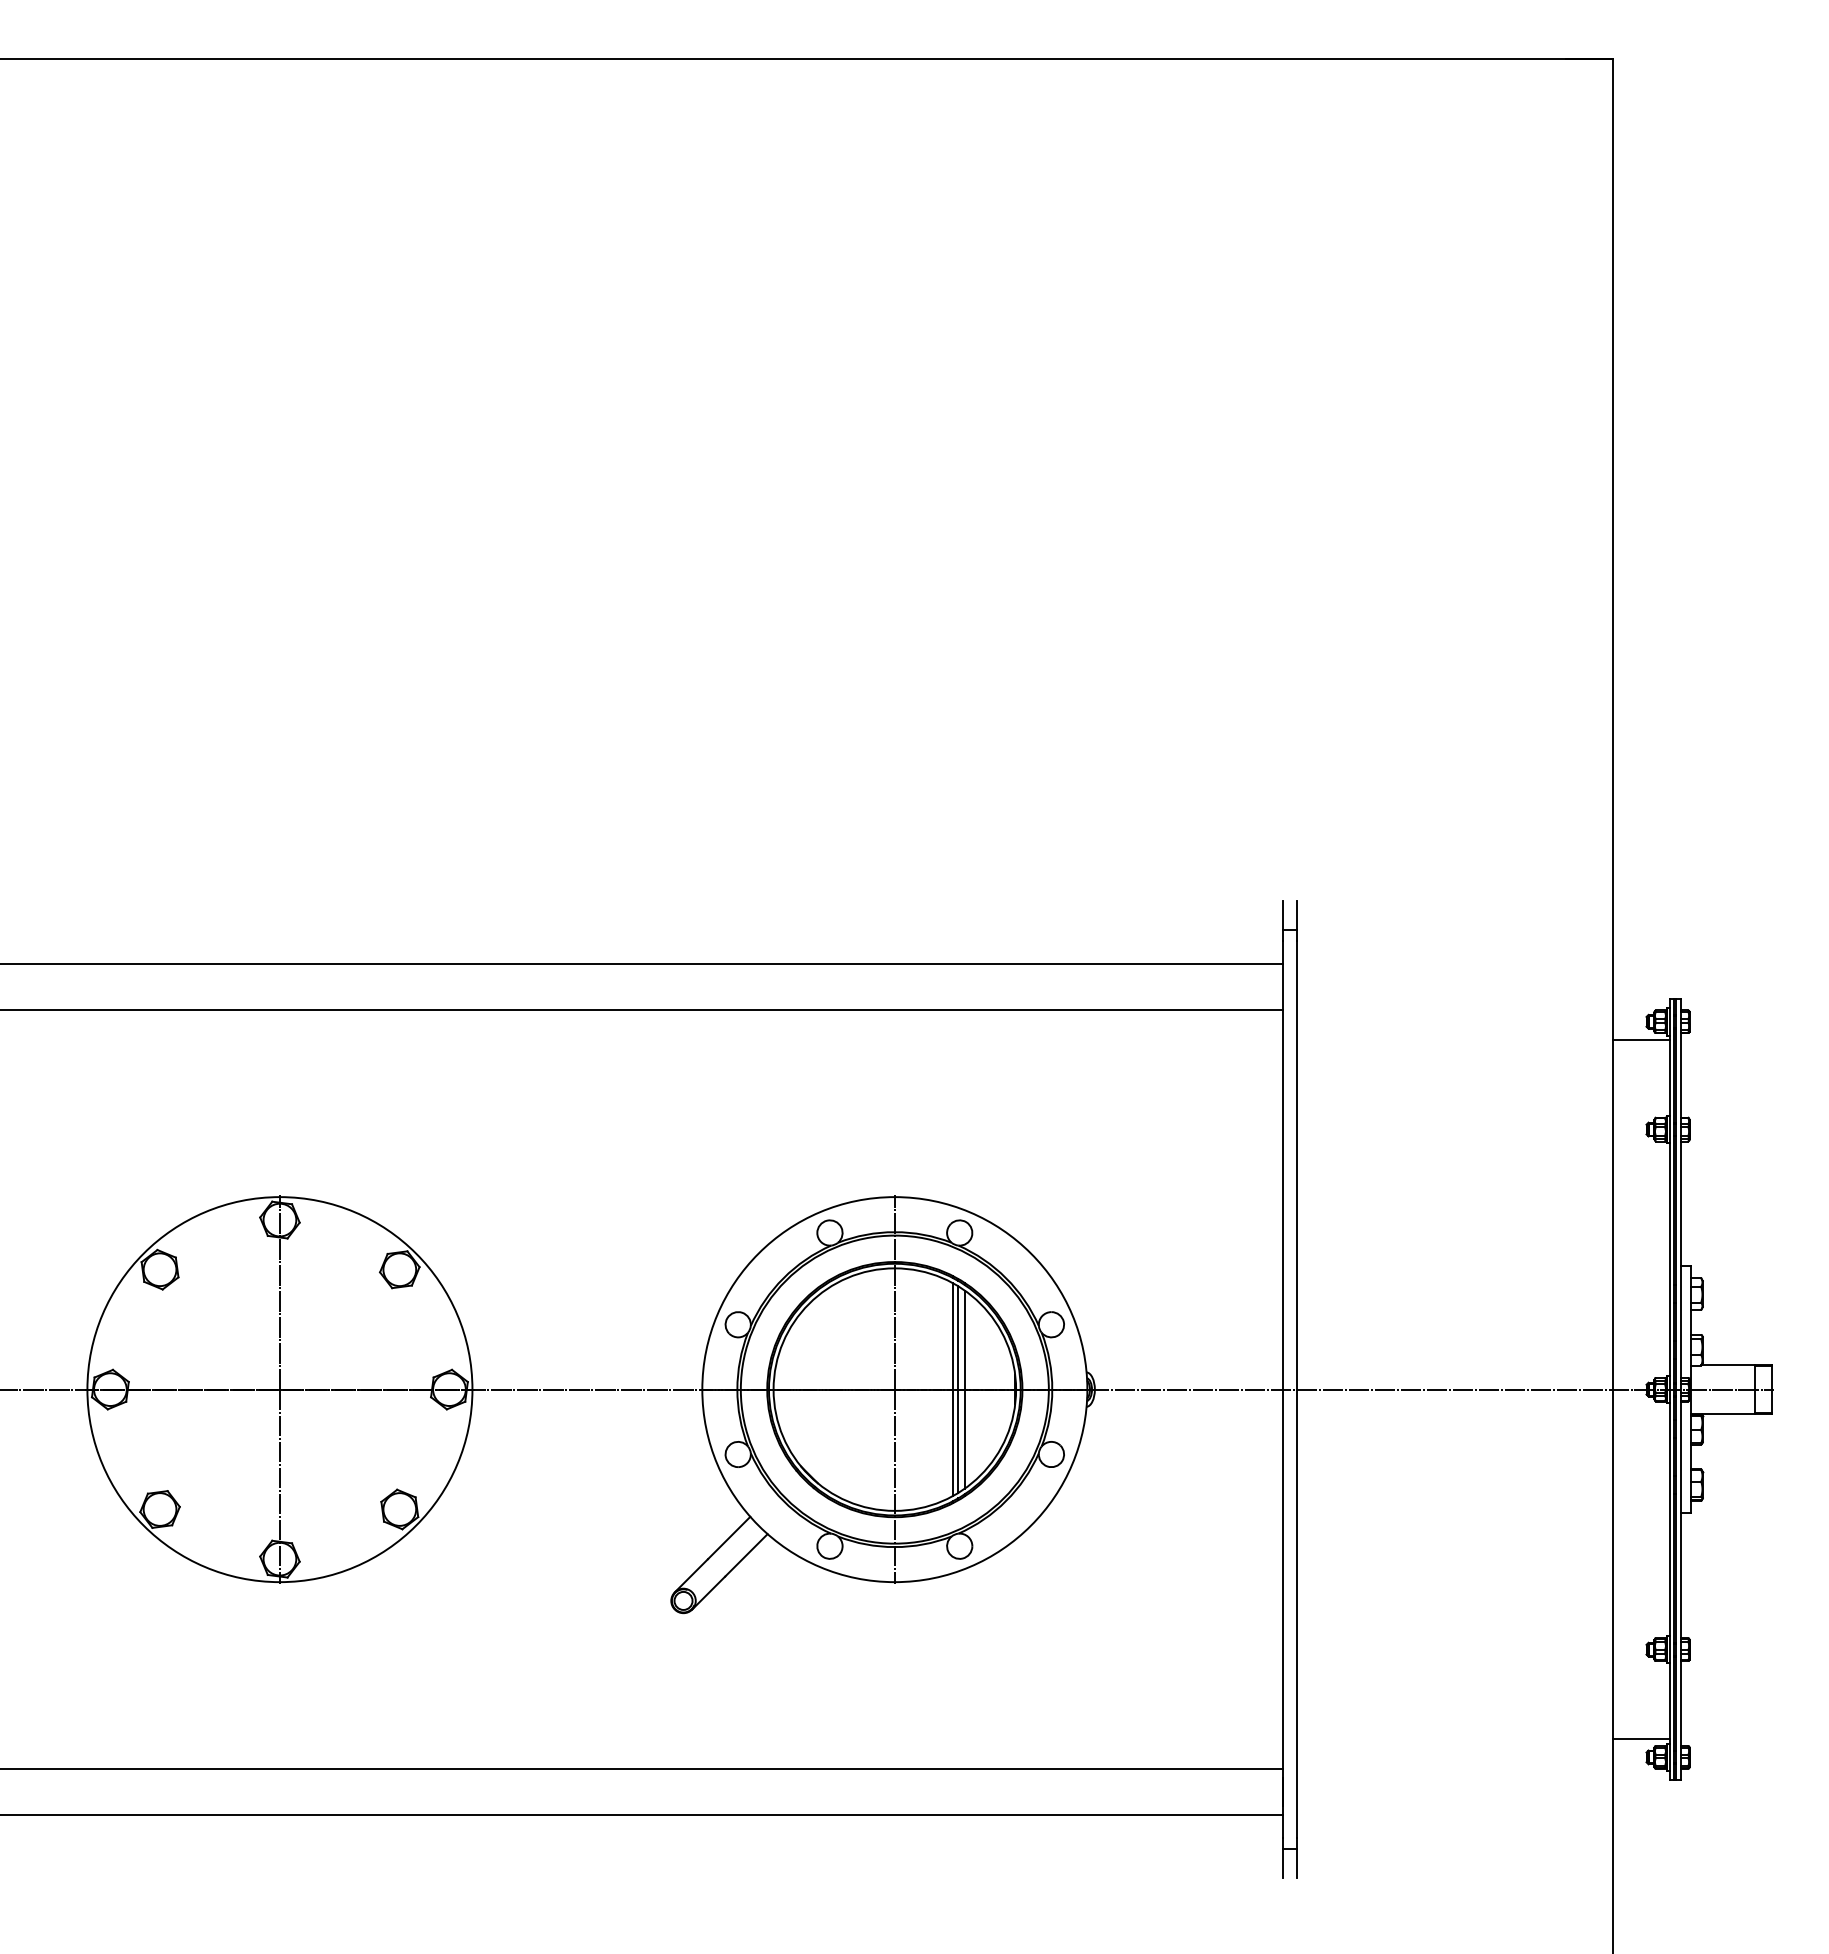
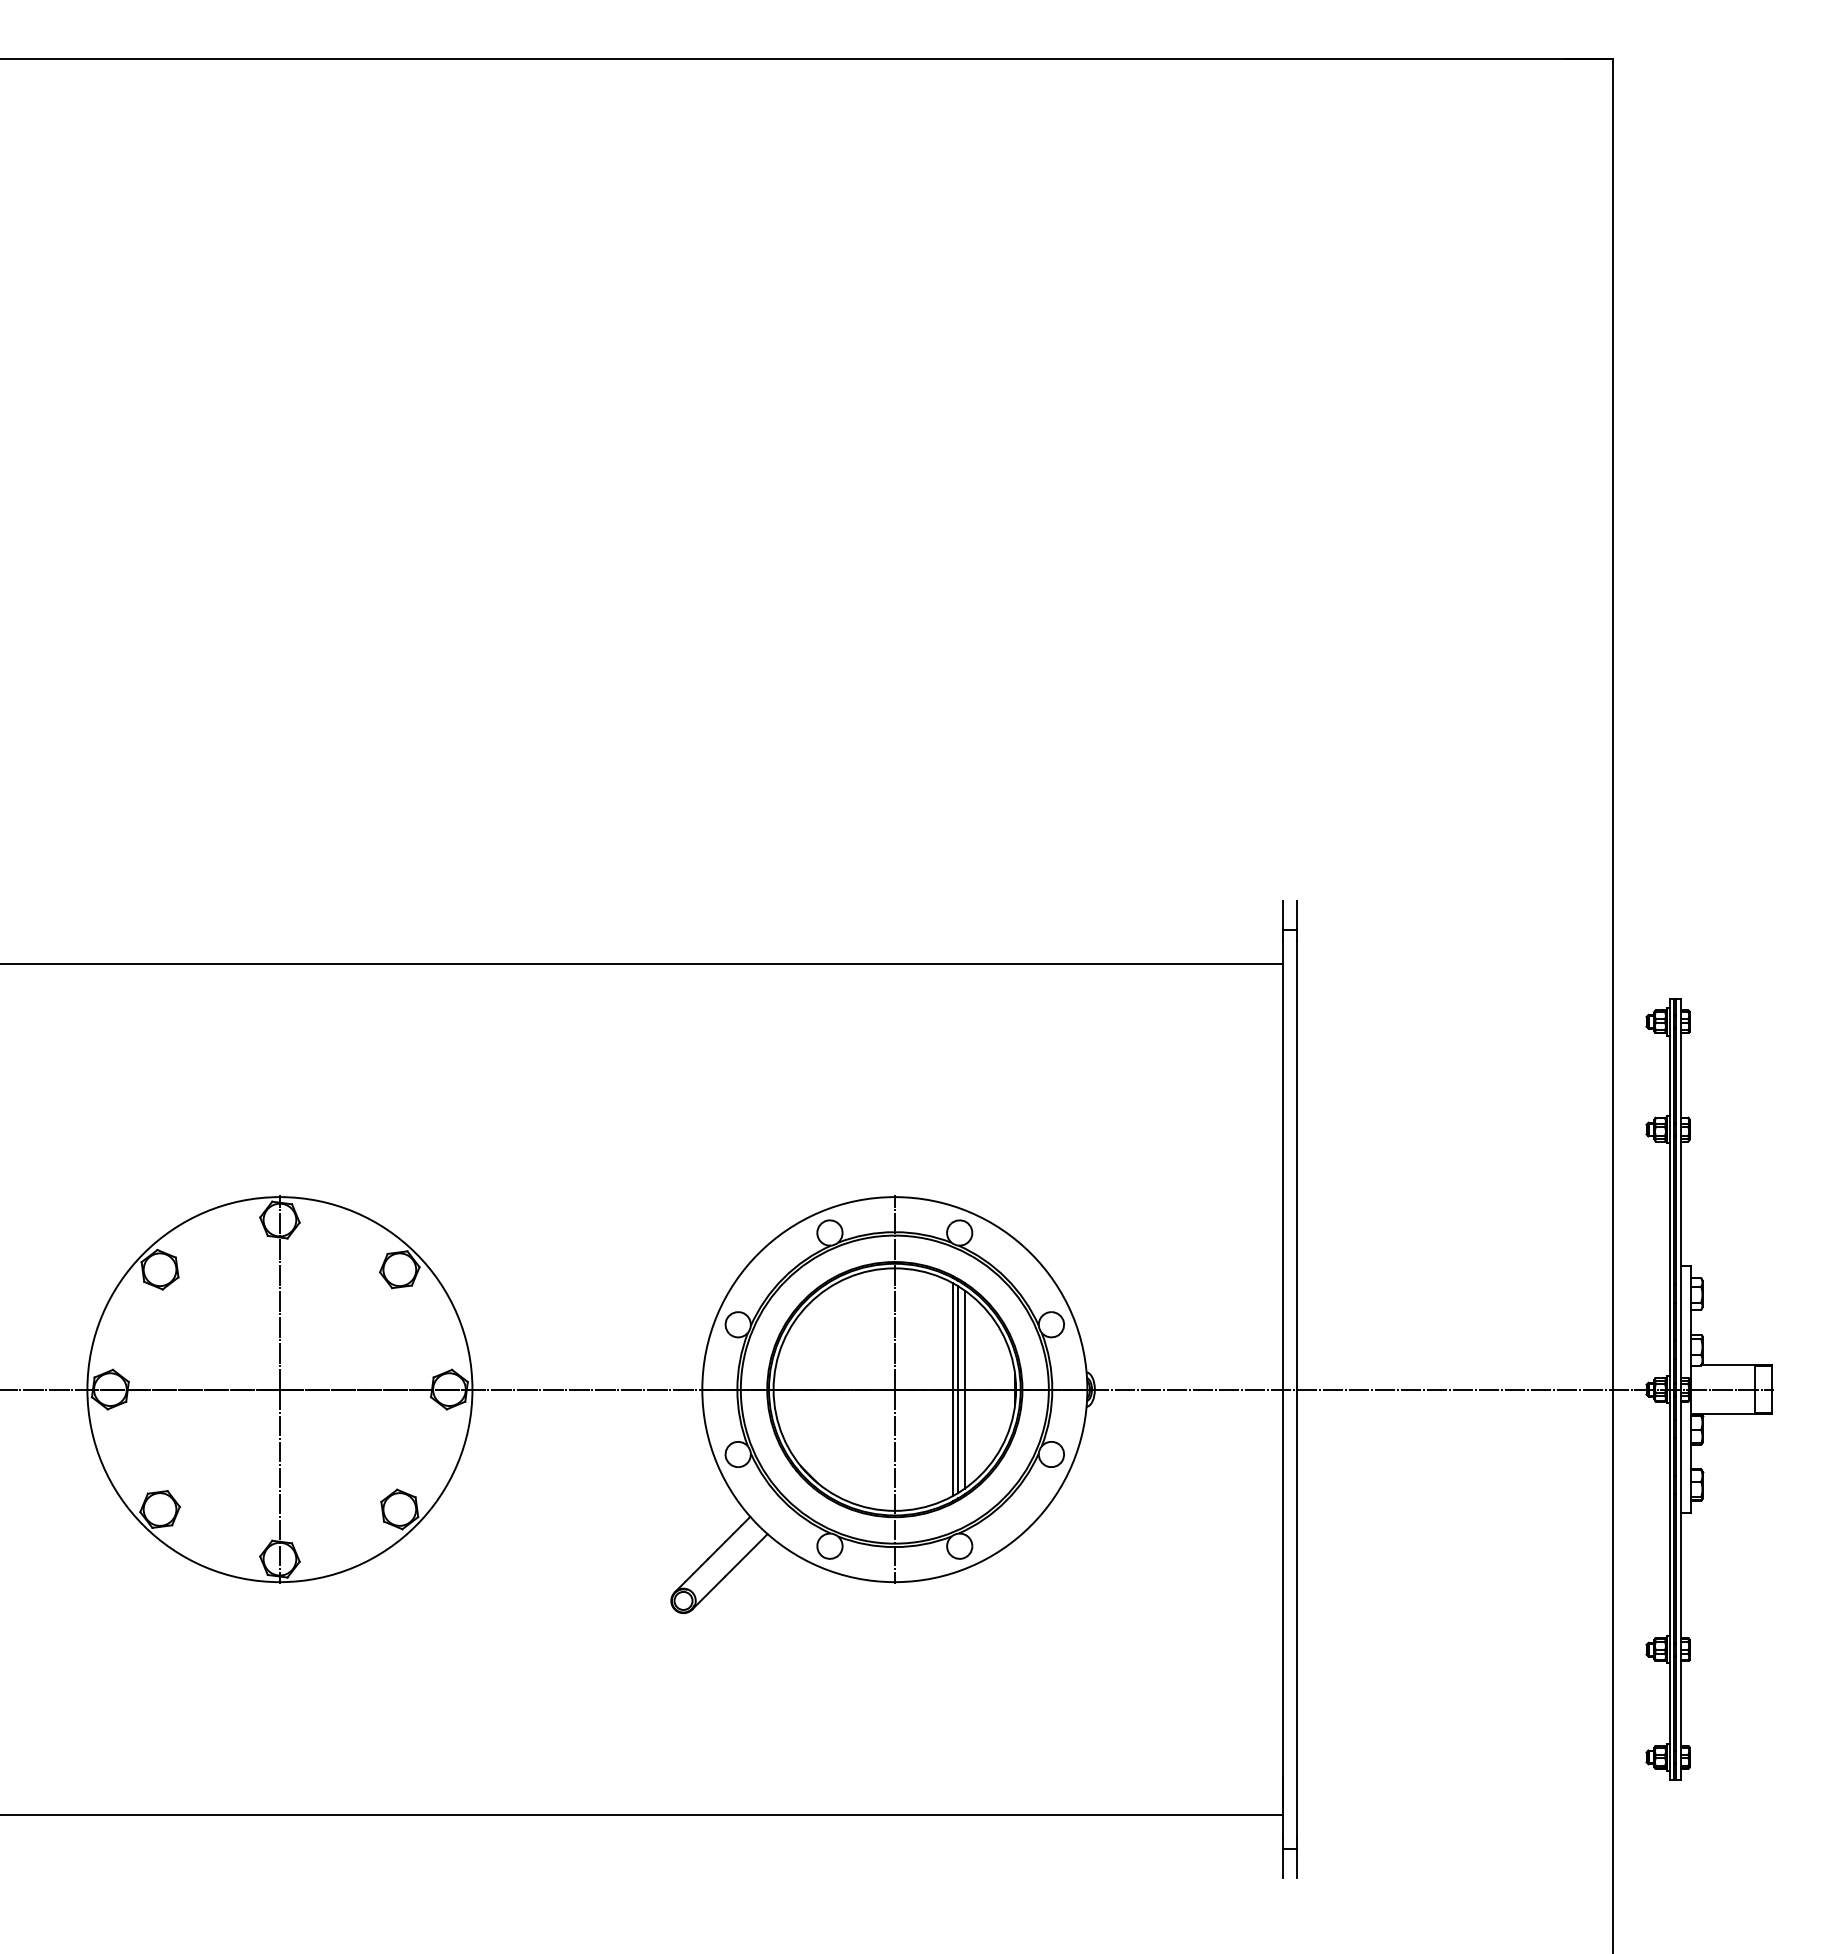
line: present -> none (642, 1010)
line: present -> none (1640, 1040)
line: present -> none (1640, 1739)
line: present -> none (642, 1768)
